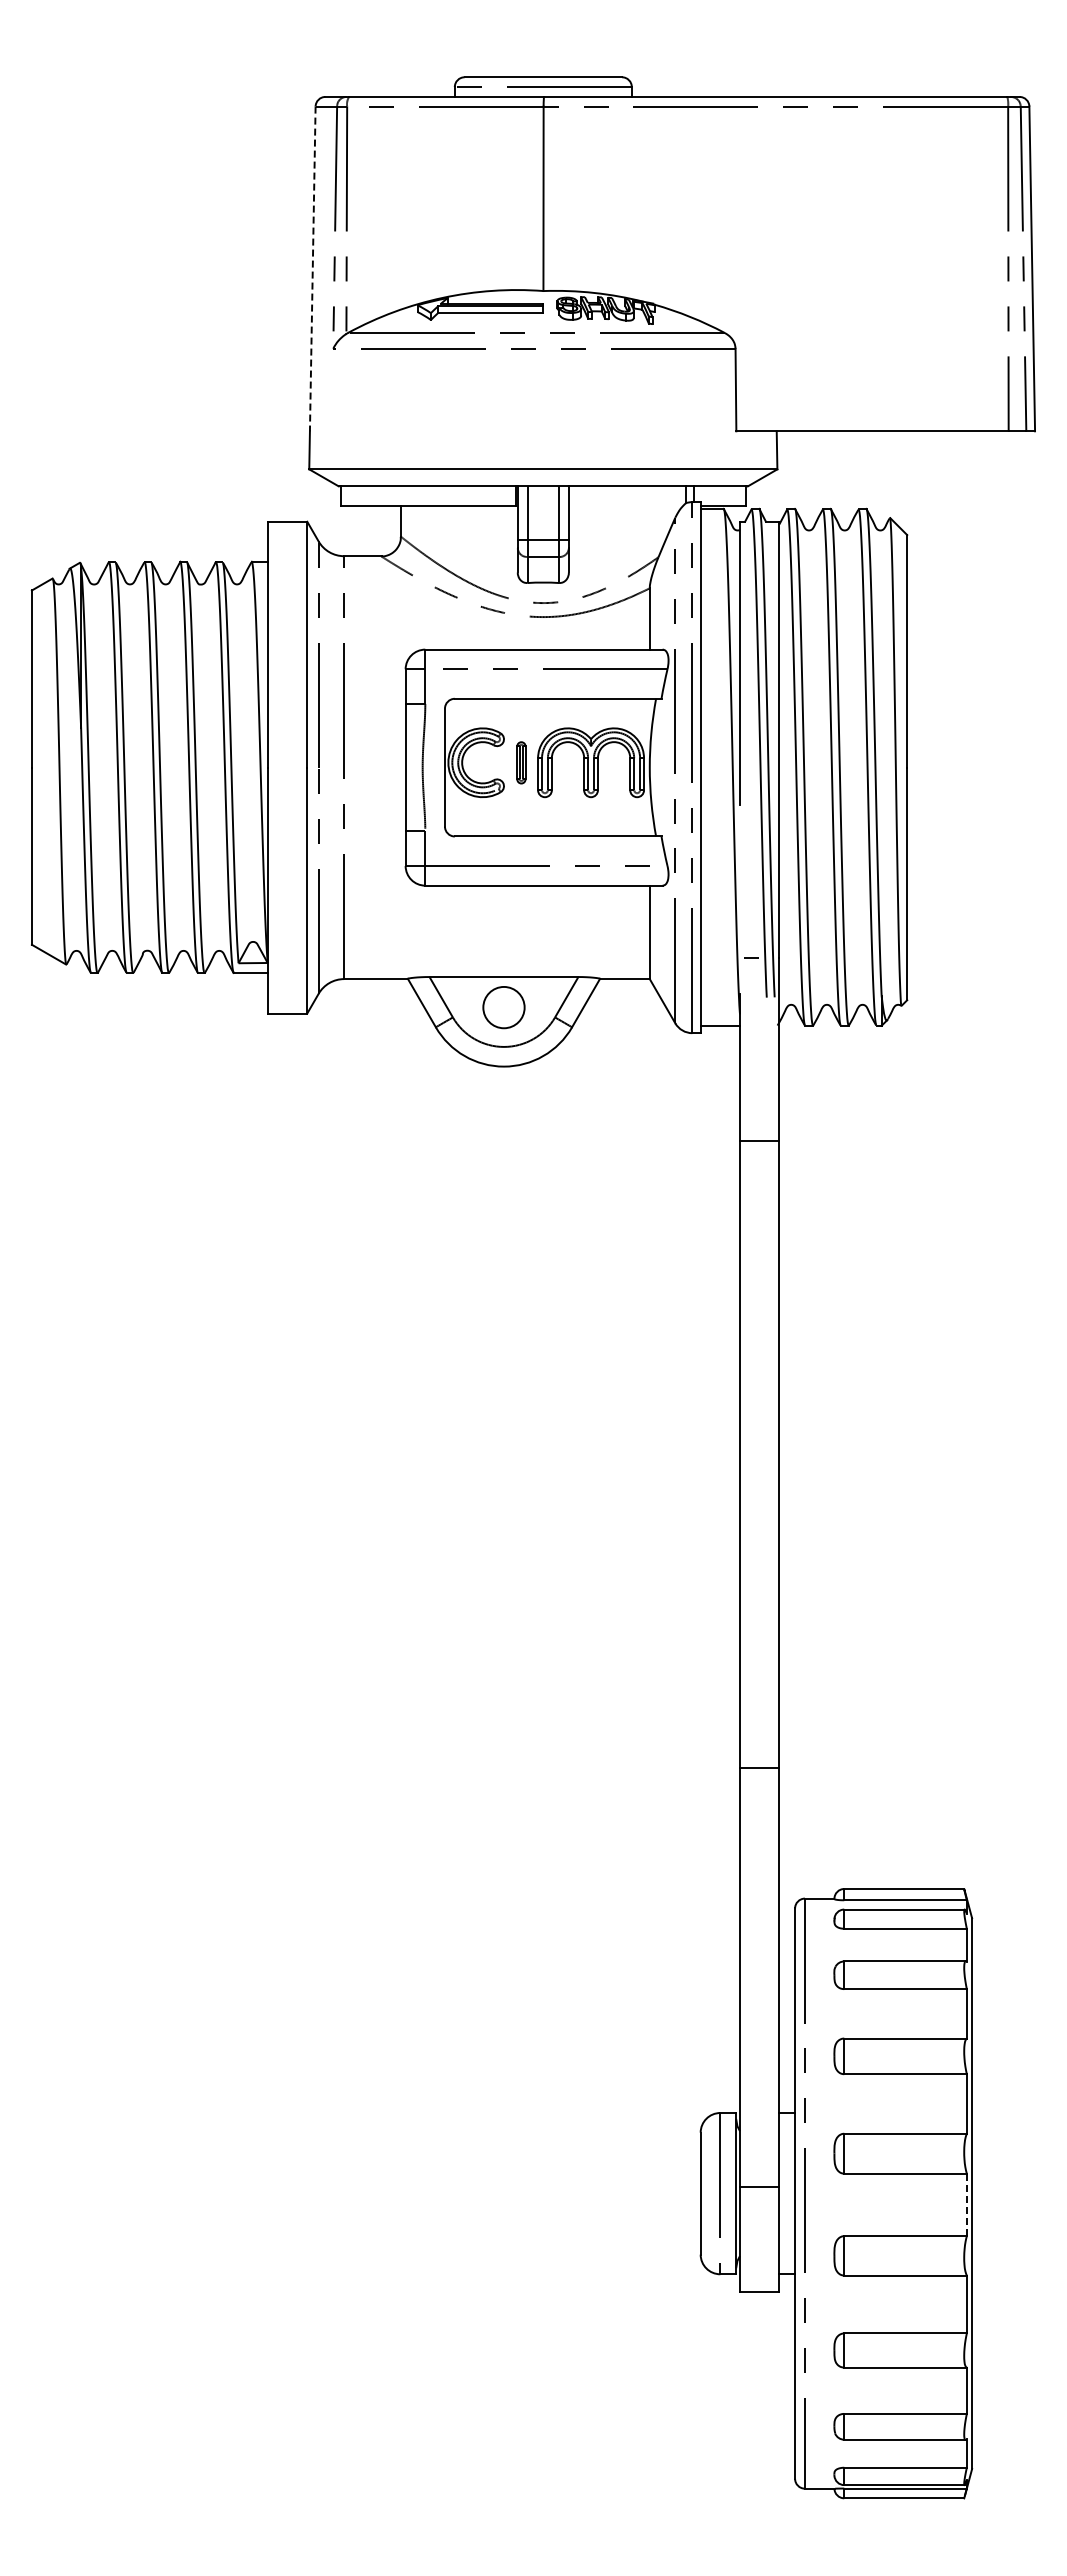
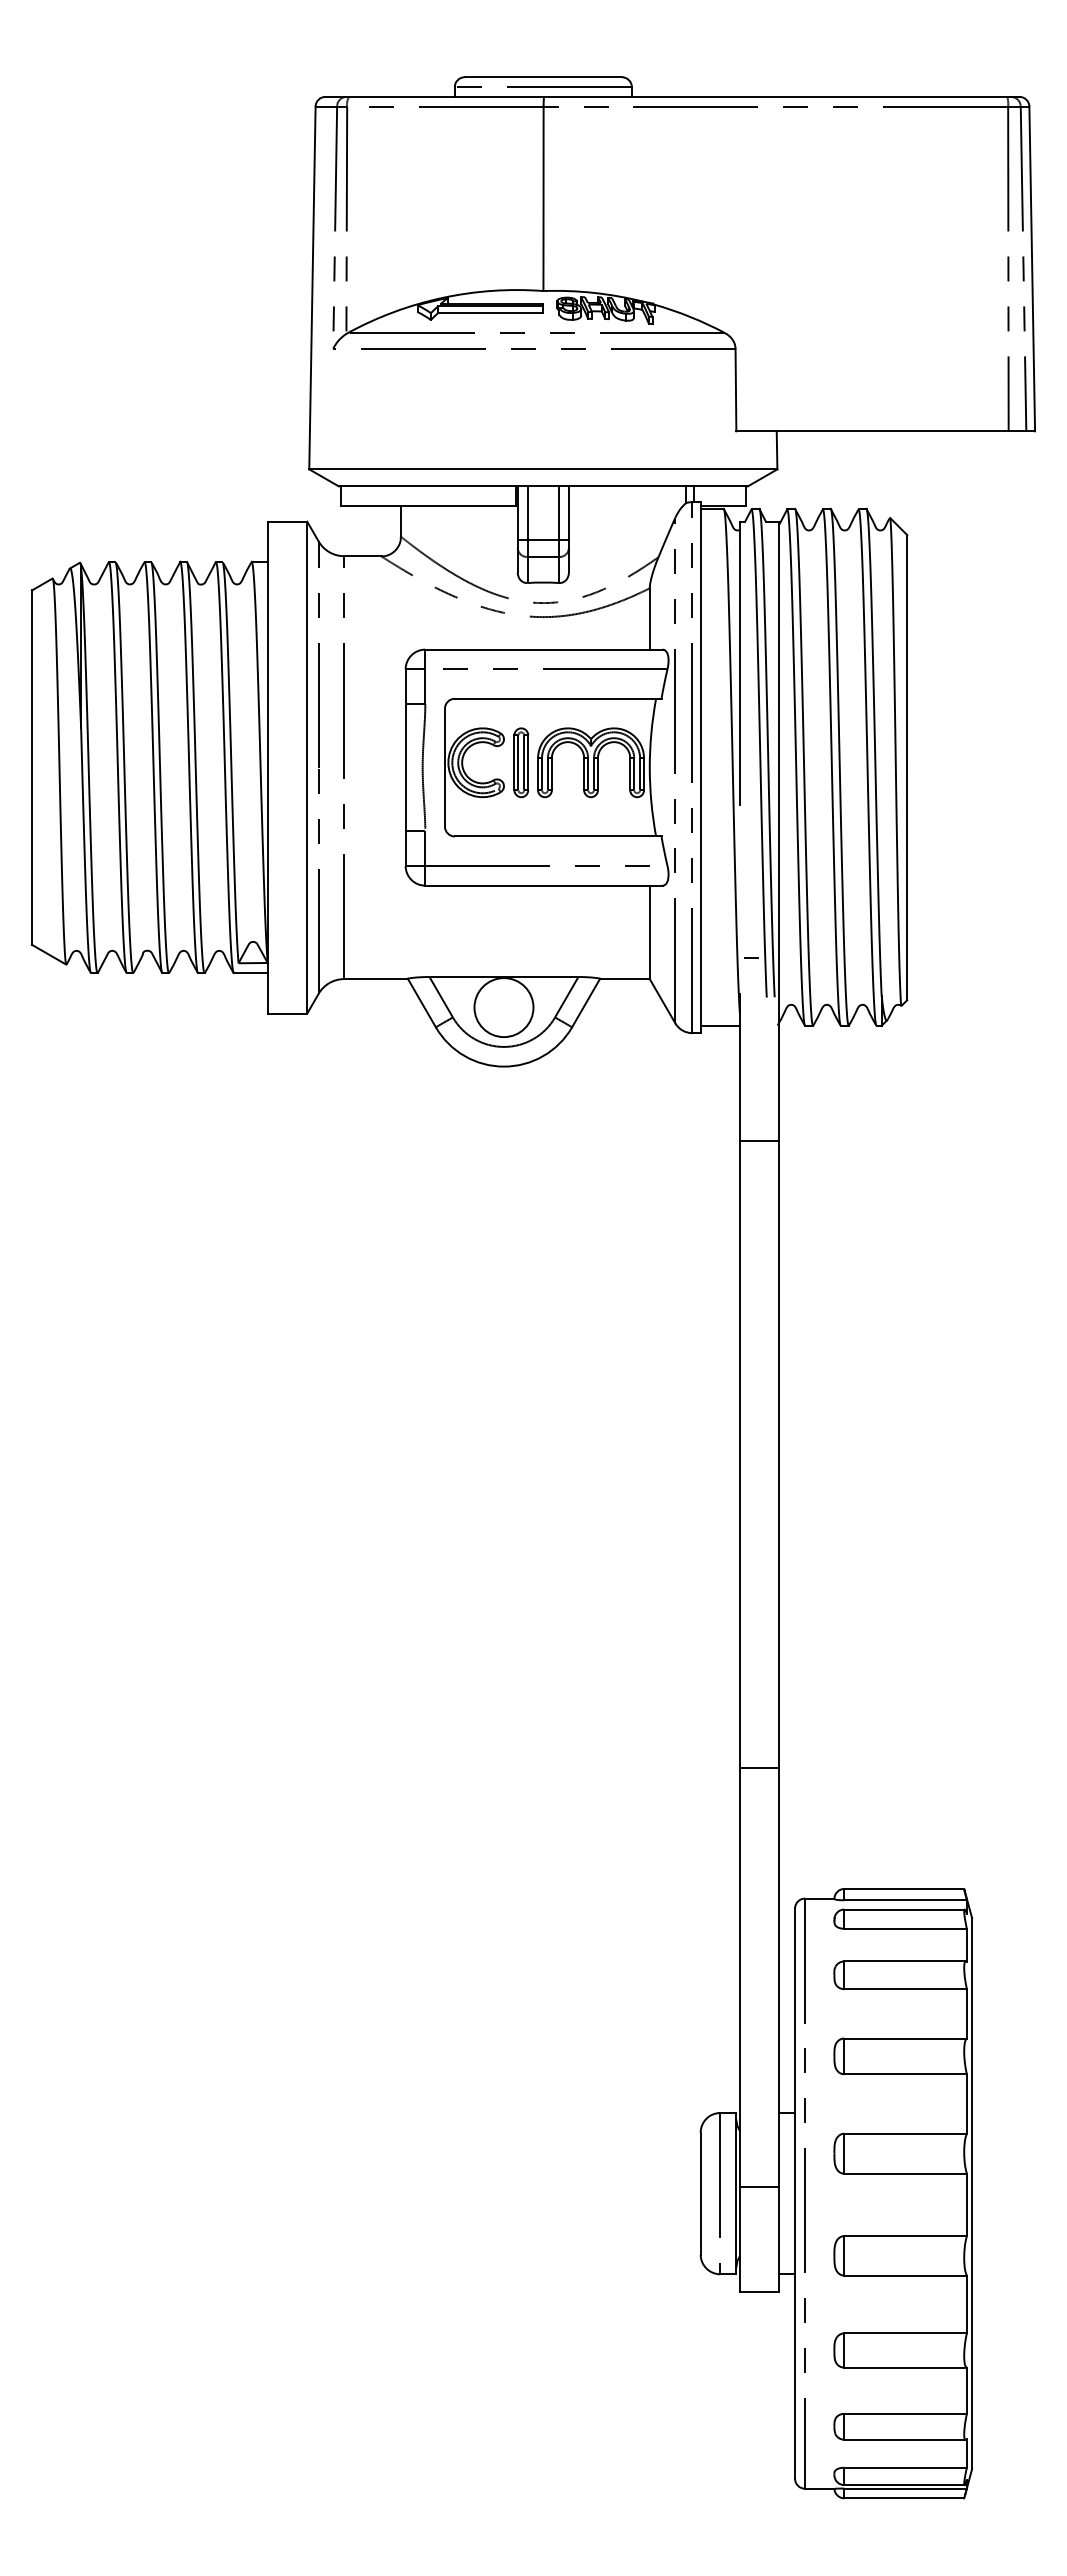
line: dashed -> solid (312, 269)
part size: 11x44 px -> 17x72 px (521, 762)
circle diameter: 41 px -> 59 px (503, 1007)
line: dashed -> solid (966, 2205)
